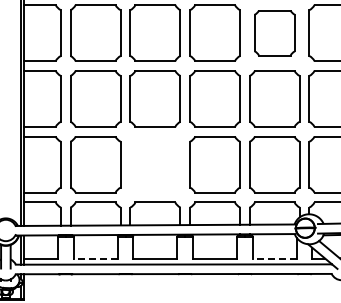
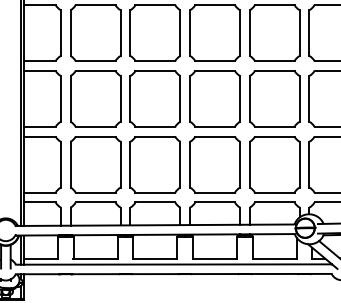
part size: 42x47 px -> 52x58 px (274, 32)
part: none -> present (154, 164)
line: dashed -> solid (95, 258)
line: dashed -> solid (274, 258)
